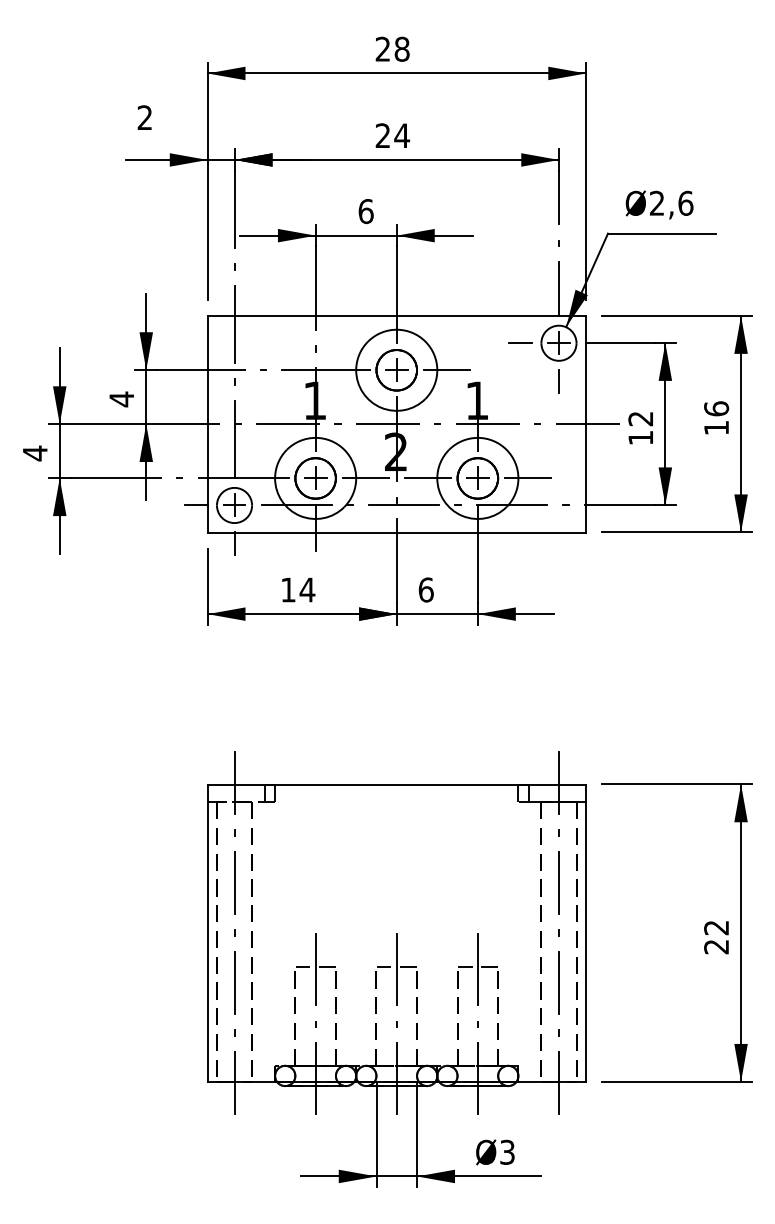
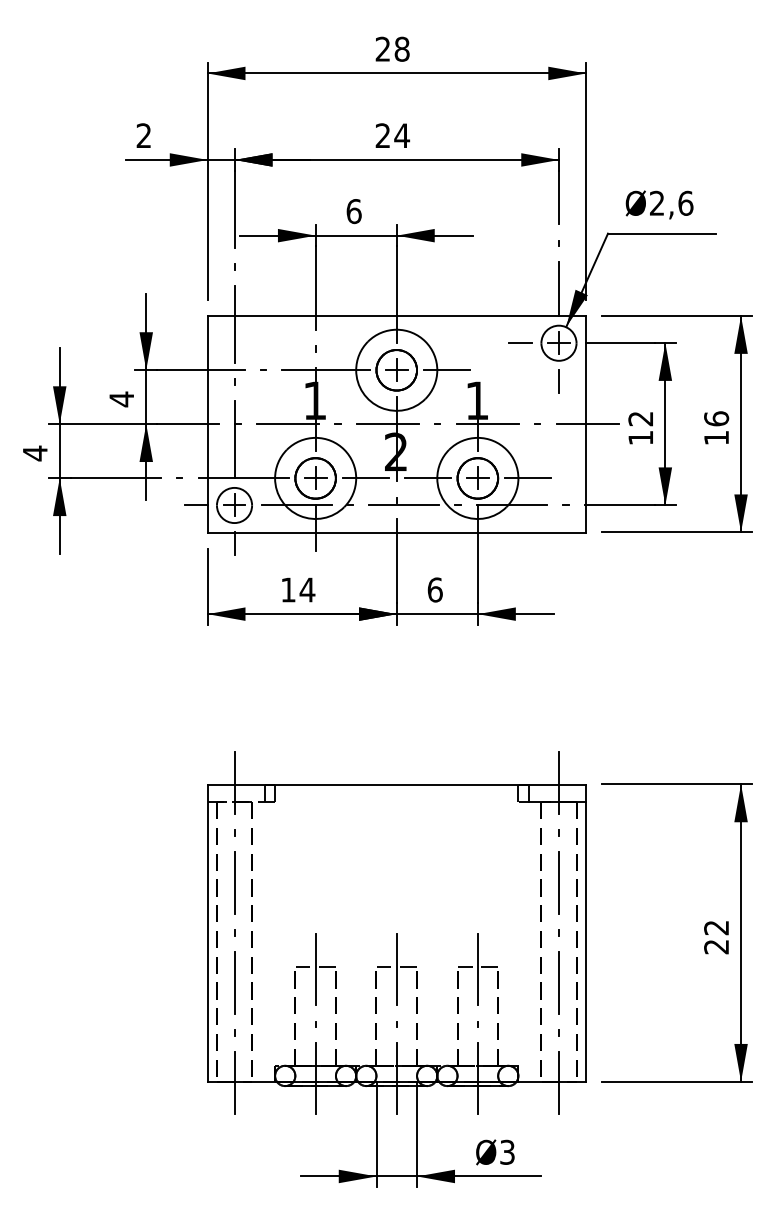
text position: (144, 117) -> (143, 135) (143, 135)
text position: (365, 211) -> (353, 211) (353, 211)
text position: (716, 417) -> (716, 427) (716, 427)
text position: (425, 589) -> (434, 589) (434, 589)
